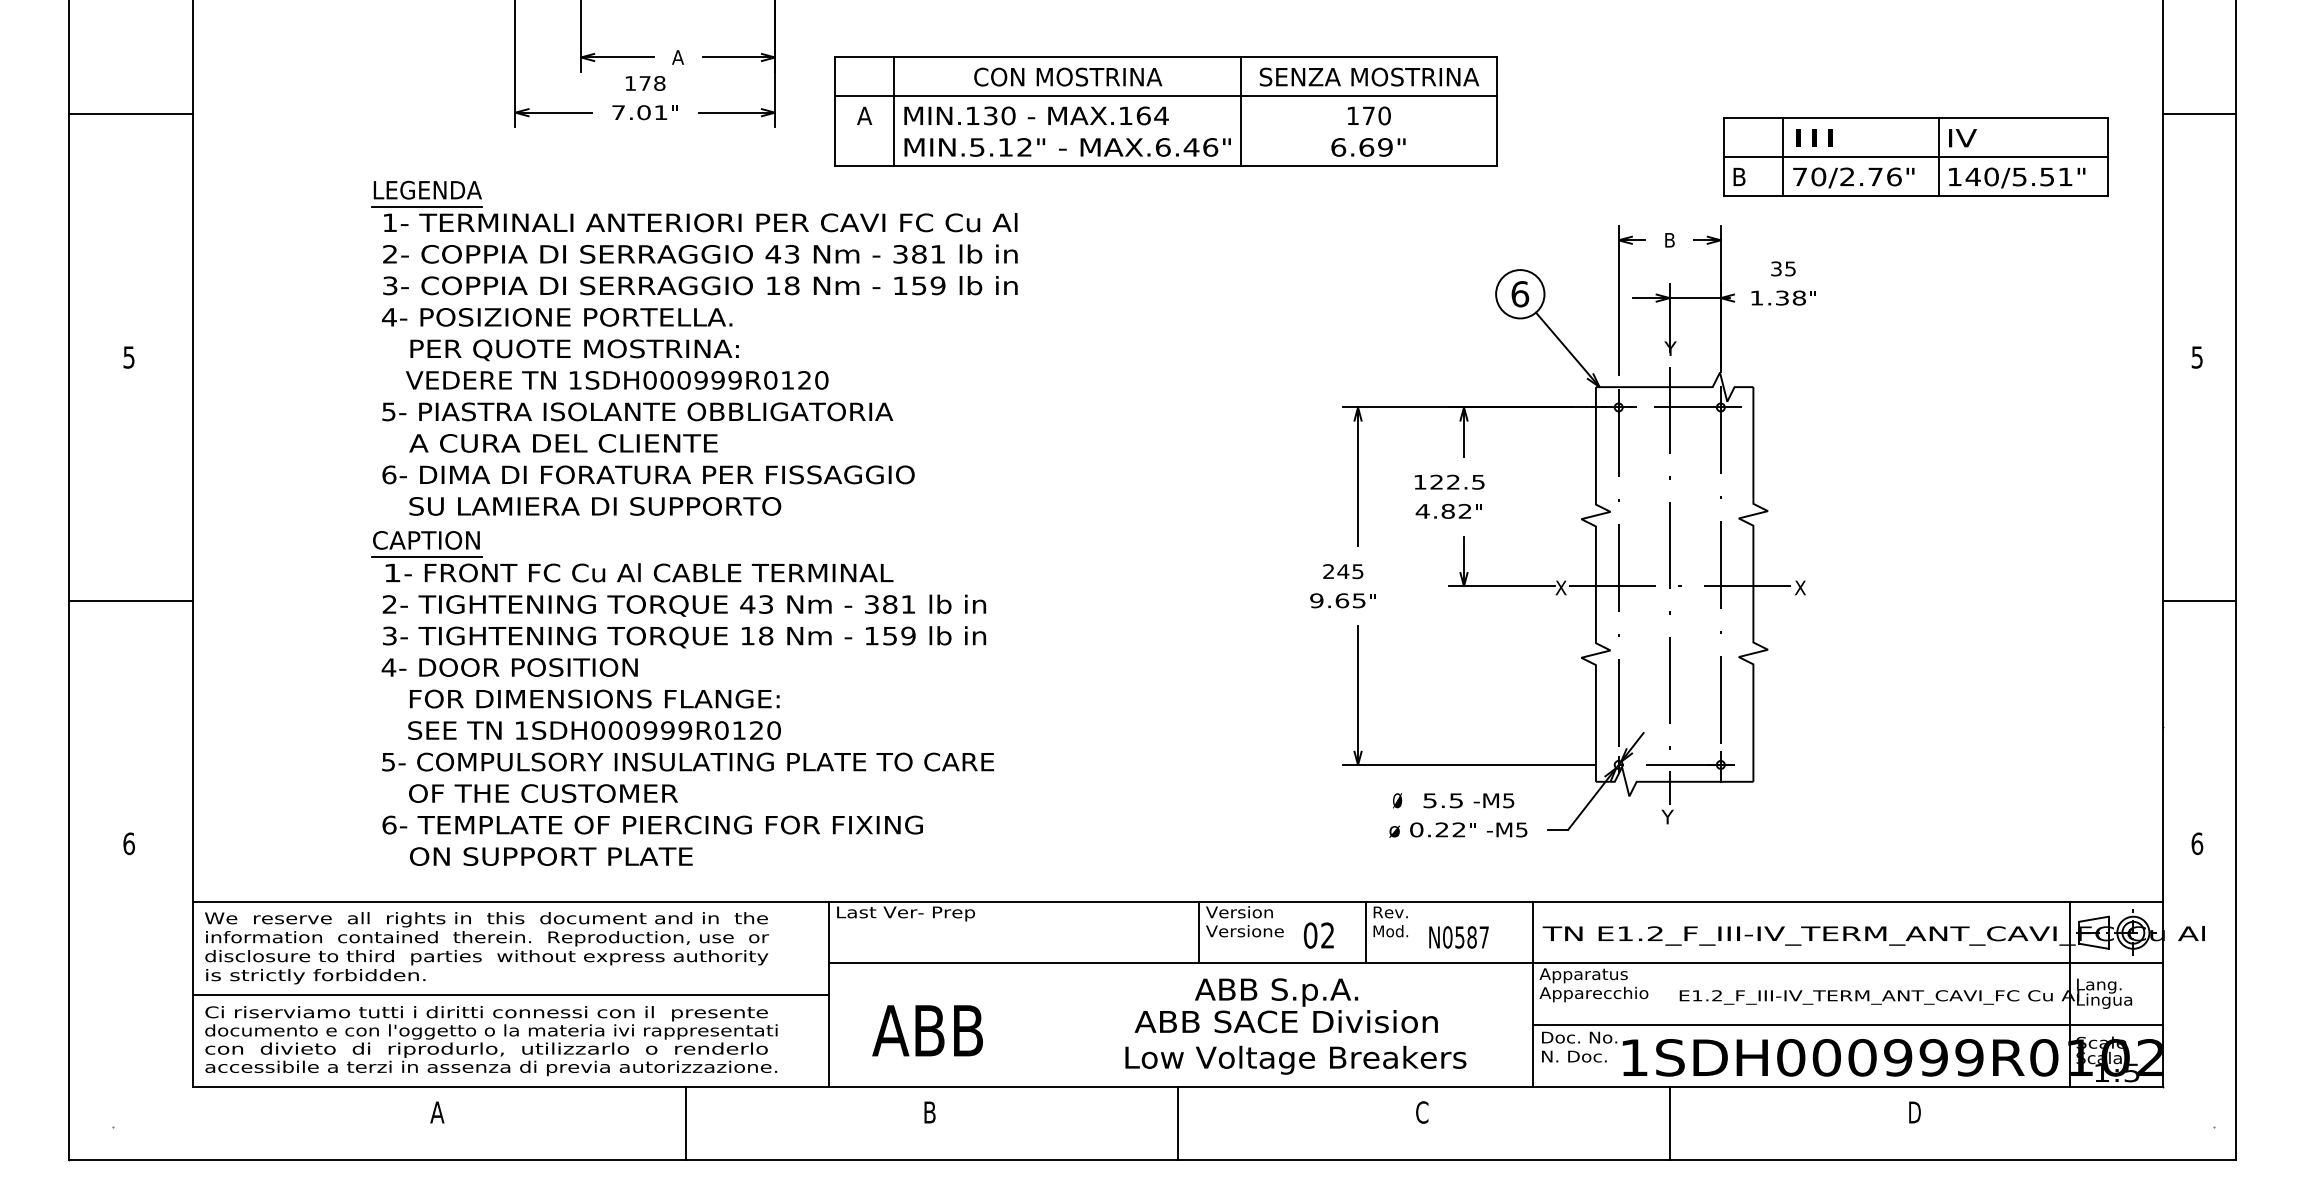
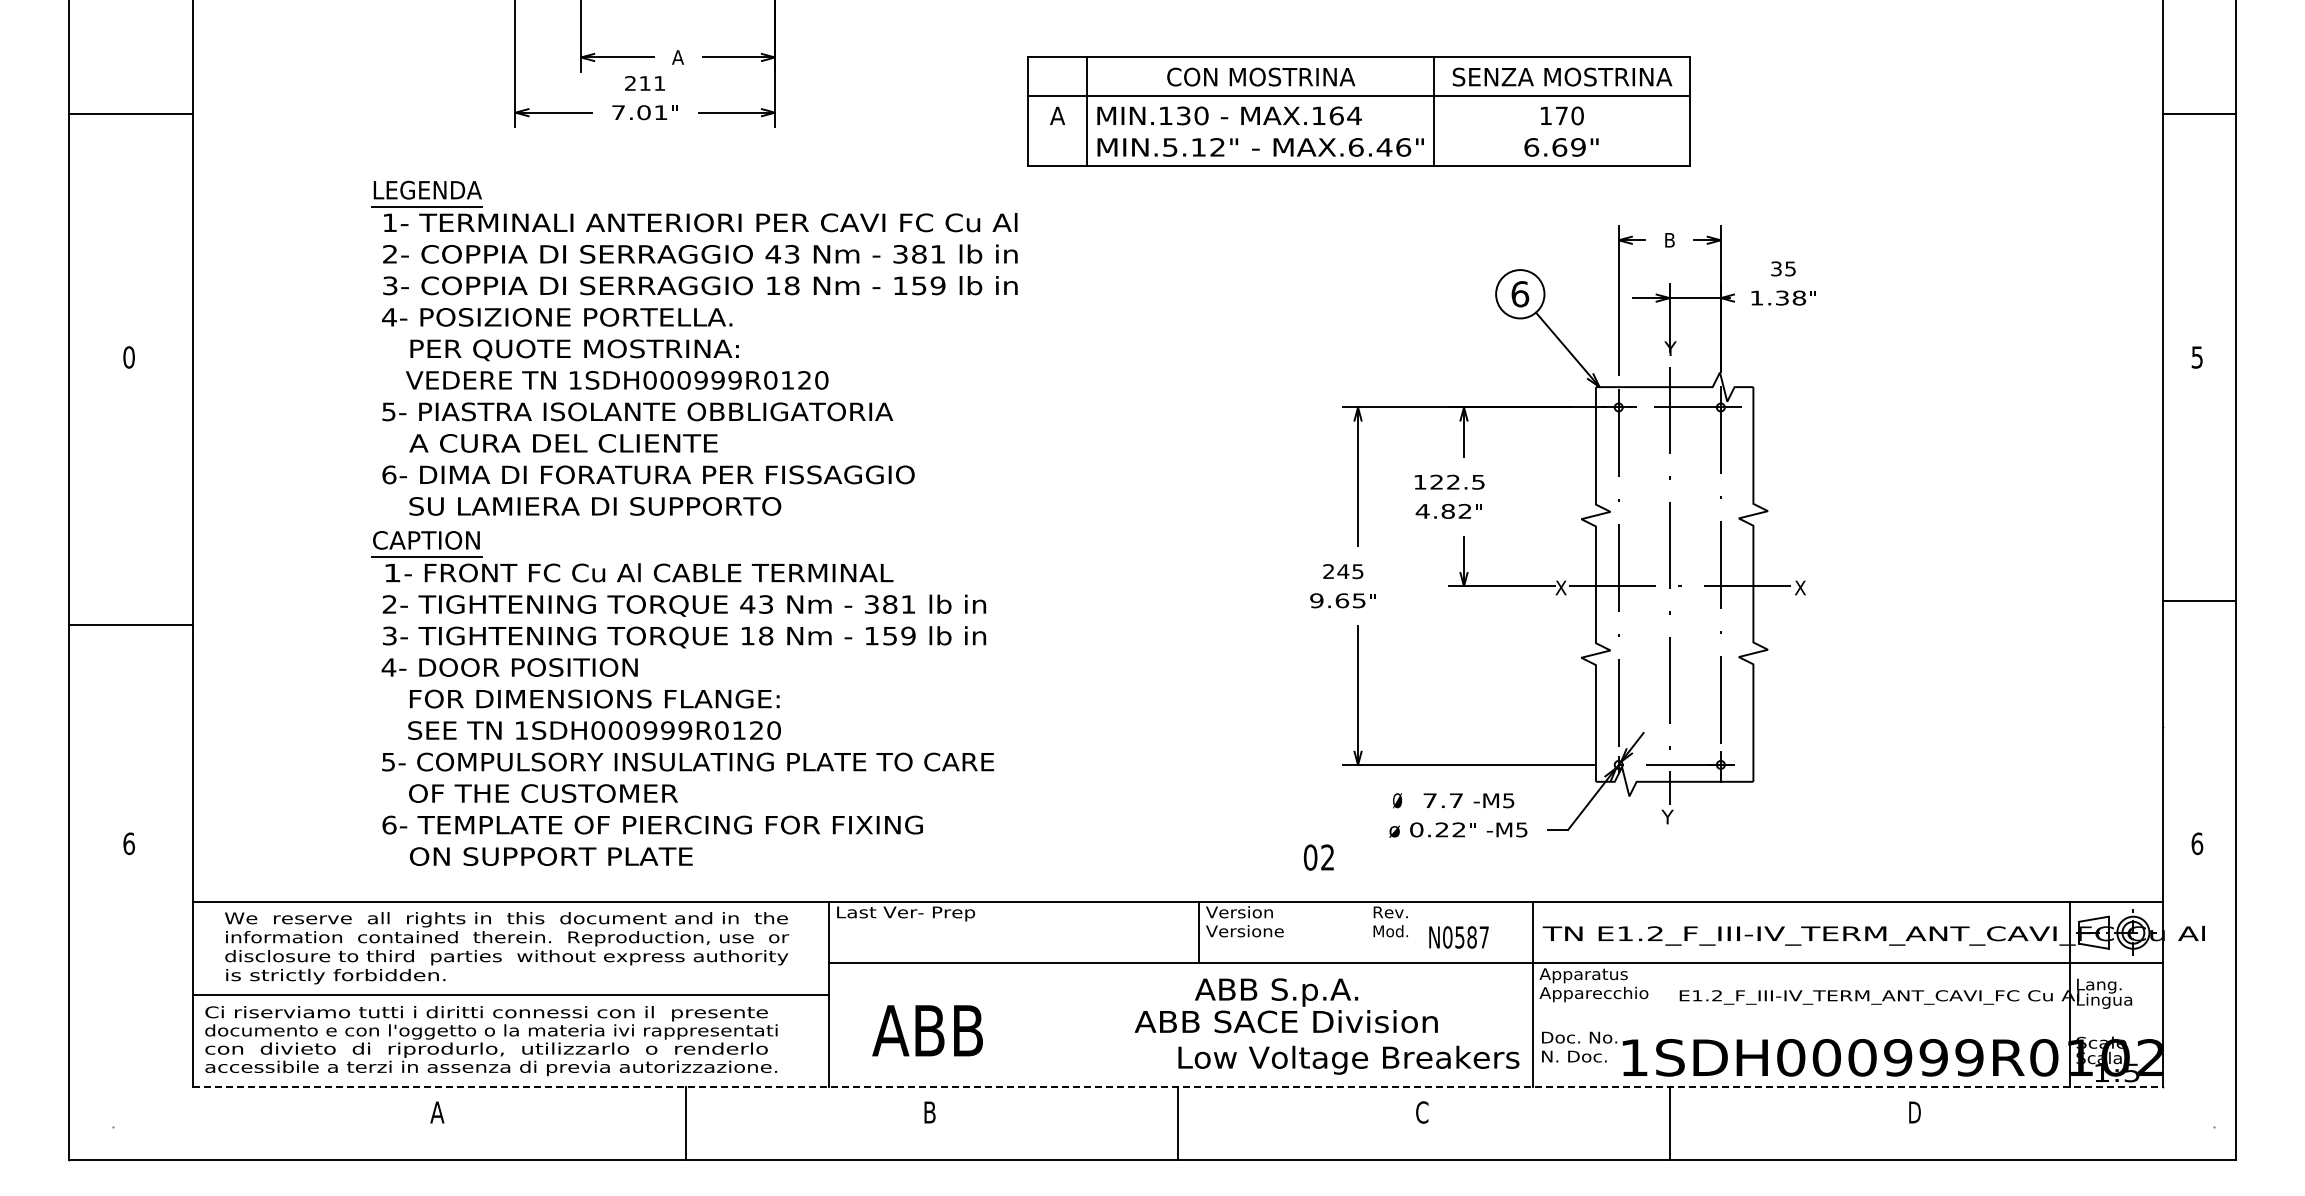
text: 178 -> 211 (645, 83)
part position: (1165, 111) -> (1358, 111) (1358, 111)
part: present -> none (1915, 156)
text: 5 -> 0 (128, 357)
line position: (131, 600) -> (131, 624) (131, 624)
text: 5.5 -> 7.7 (1442, 800)
line: present -> none (1365, 932)
text position: (1318, 935) -> (1318, 857) (1318, 857)
text position: (486, 948) -> (506, 948) (506, 948)
line: present -> none (1847, 1025)
text position: (1295, 1059) -> (1348, 1059) (1348, 1059)
line: solid -> dashed (1178, 1086)
